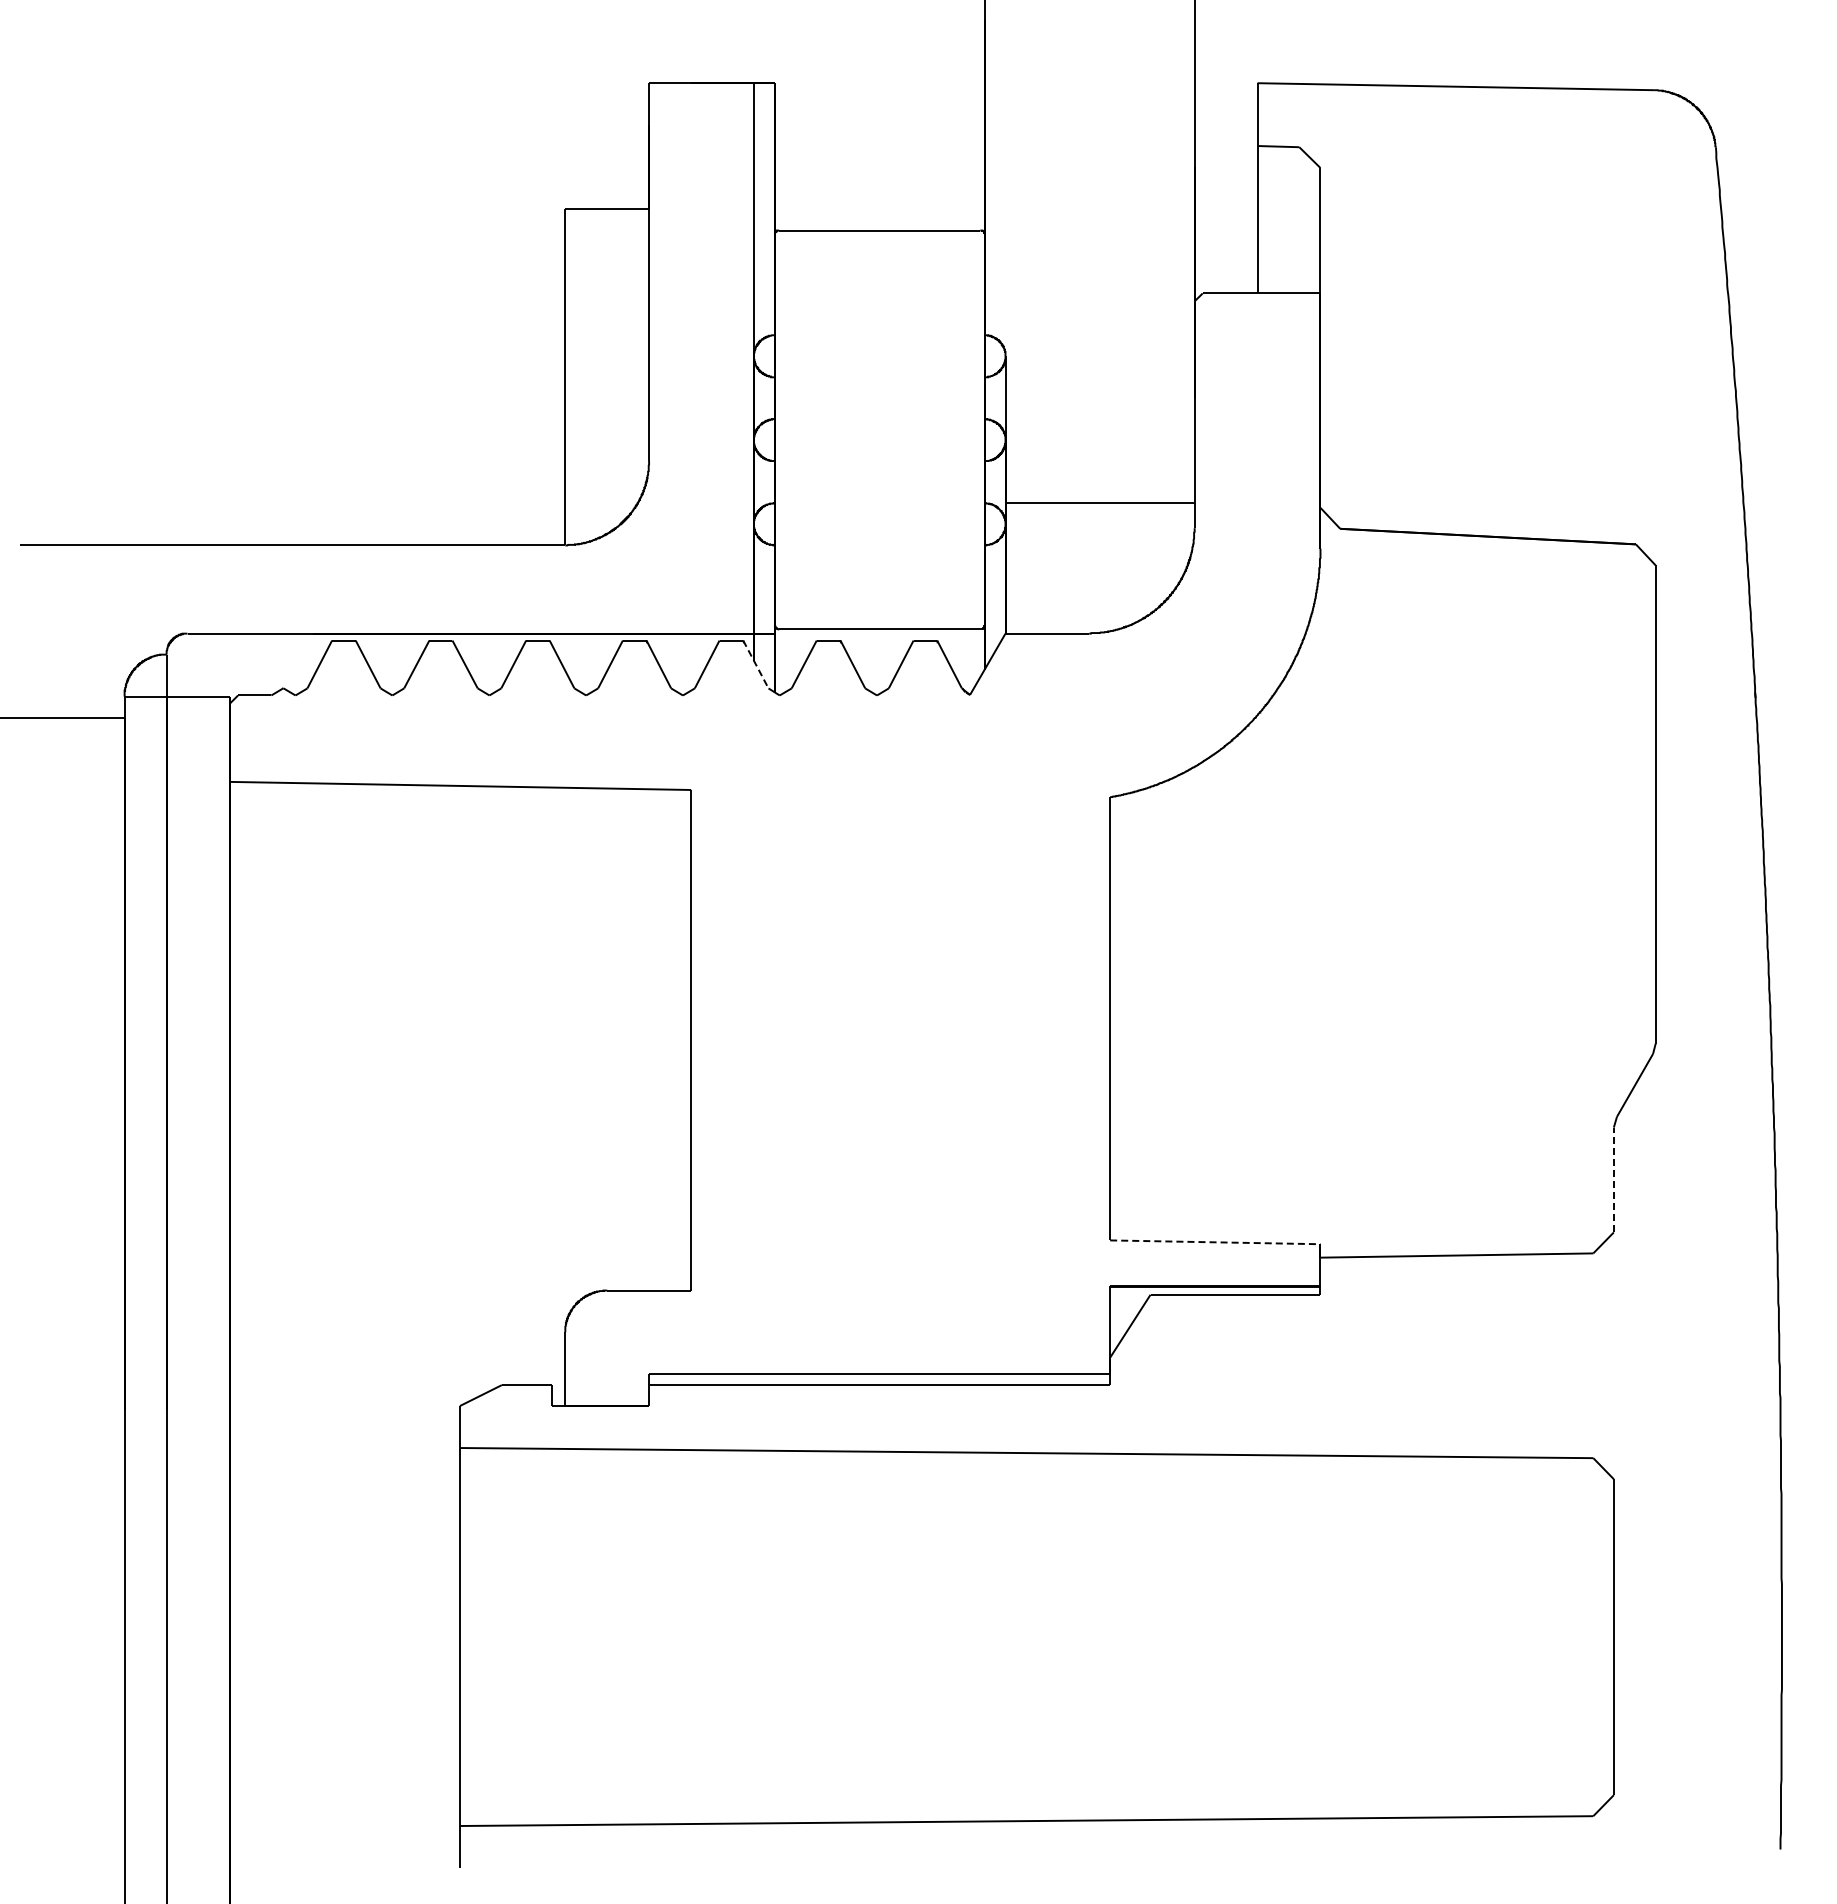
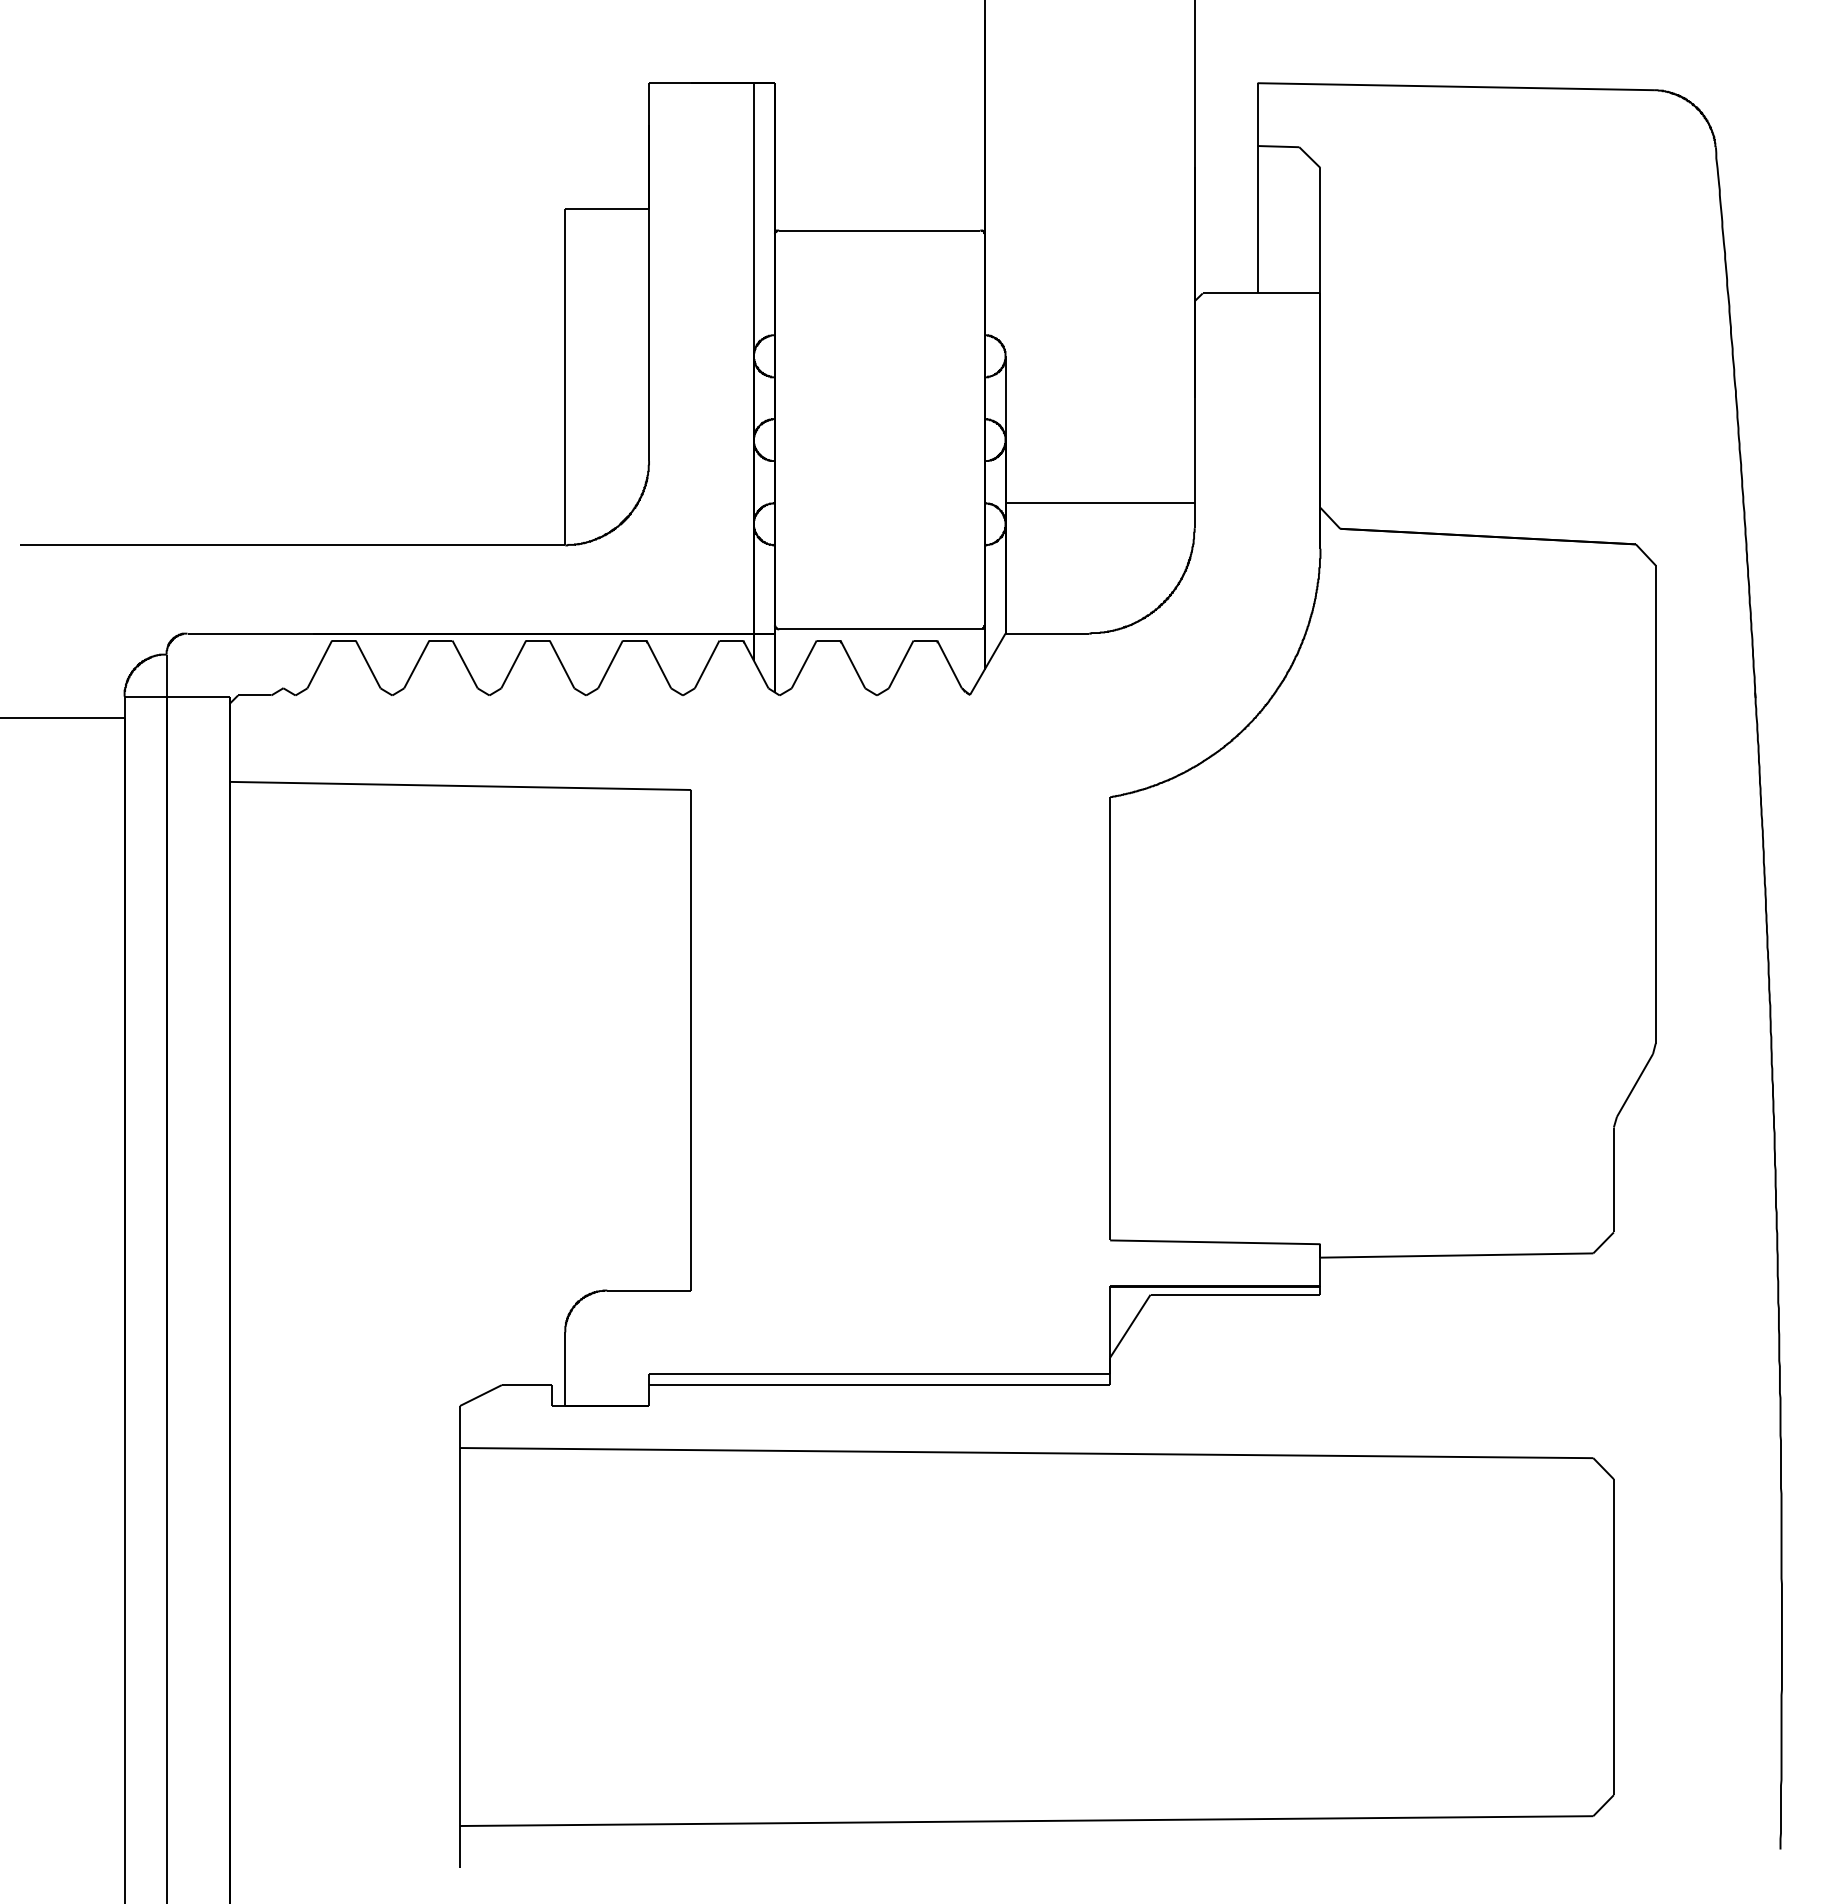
line: dashed -> solid (756, 664)
line: dashed -> solid (1613, 1179)
line: dashed -> solid (1215, 1242)
